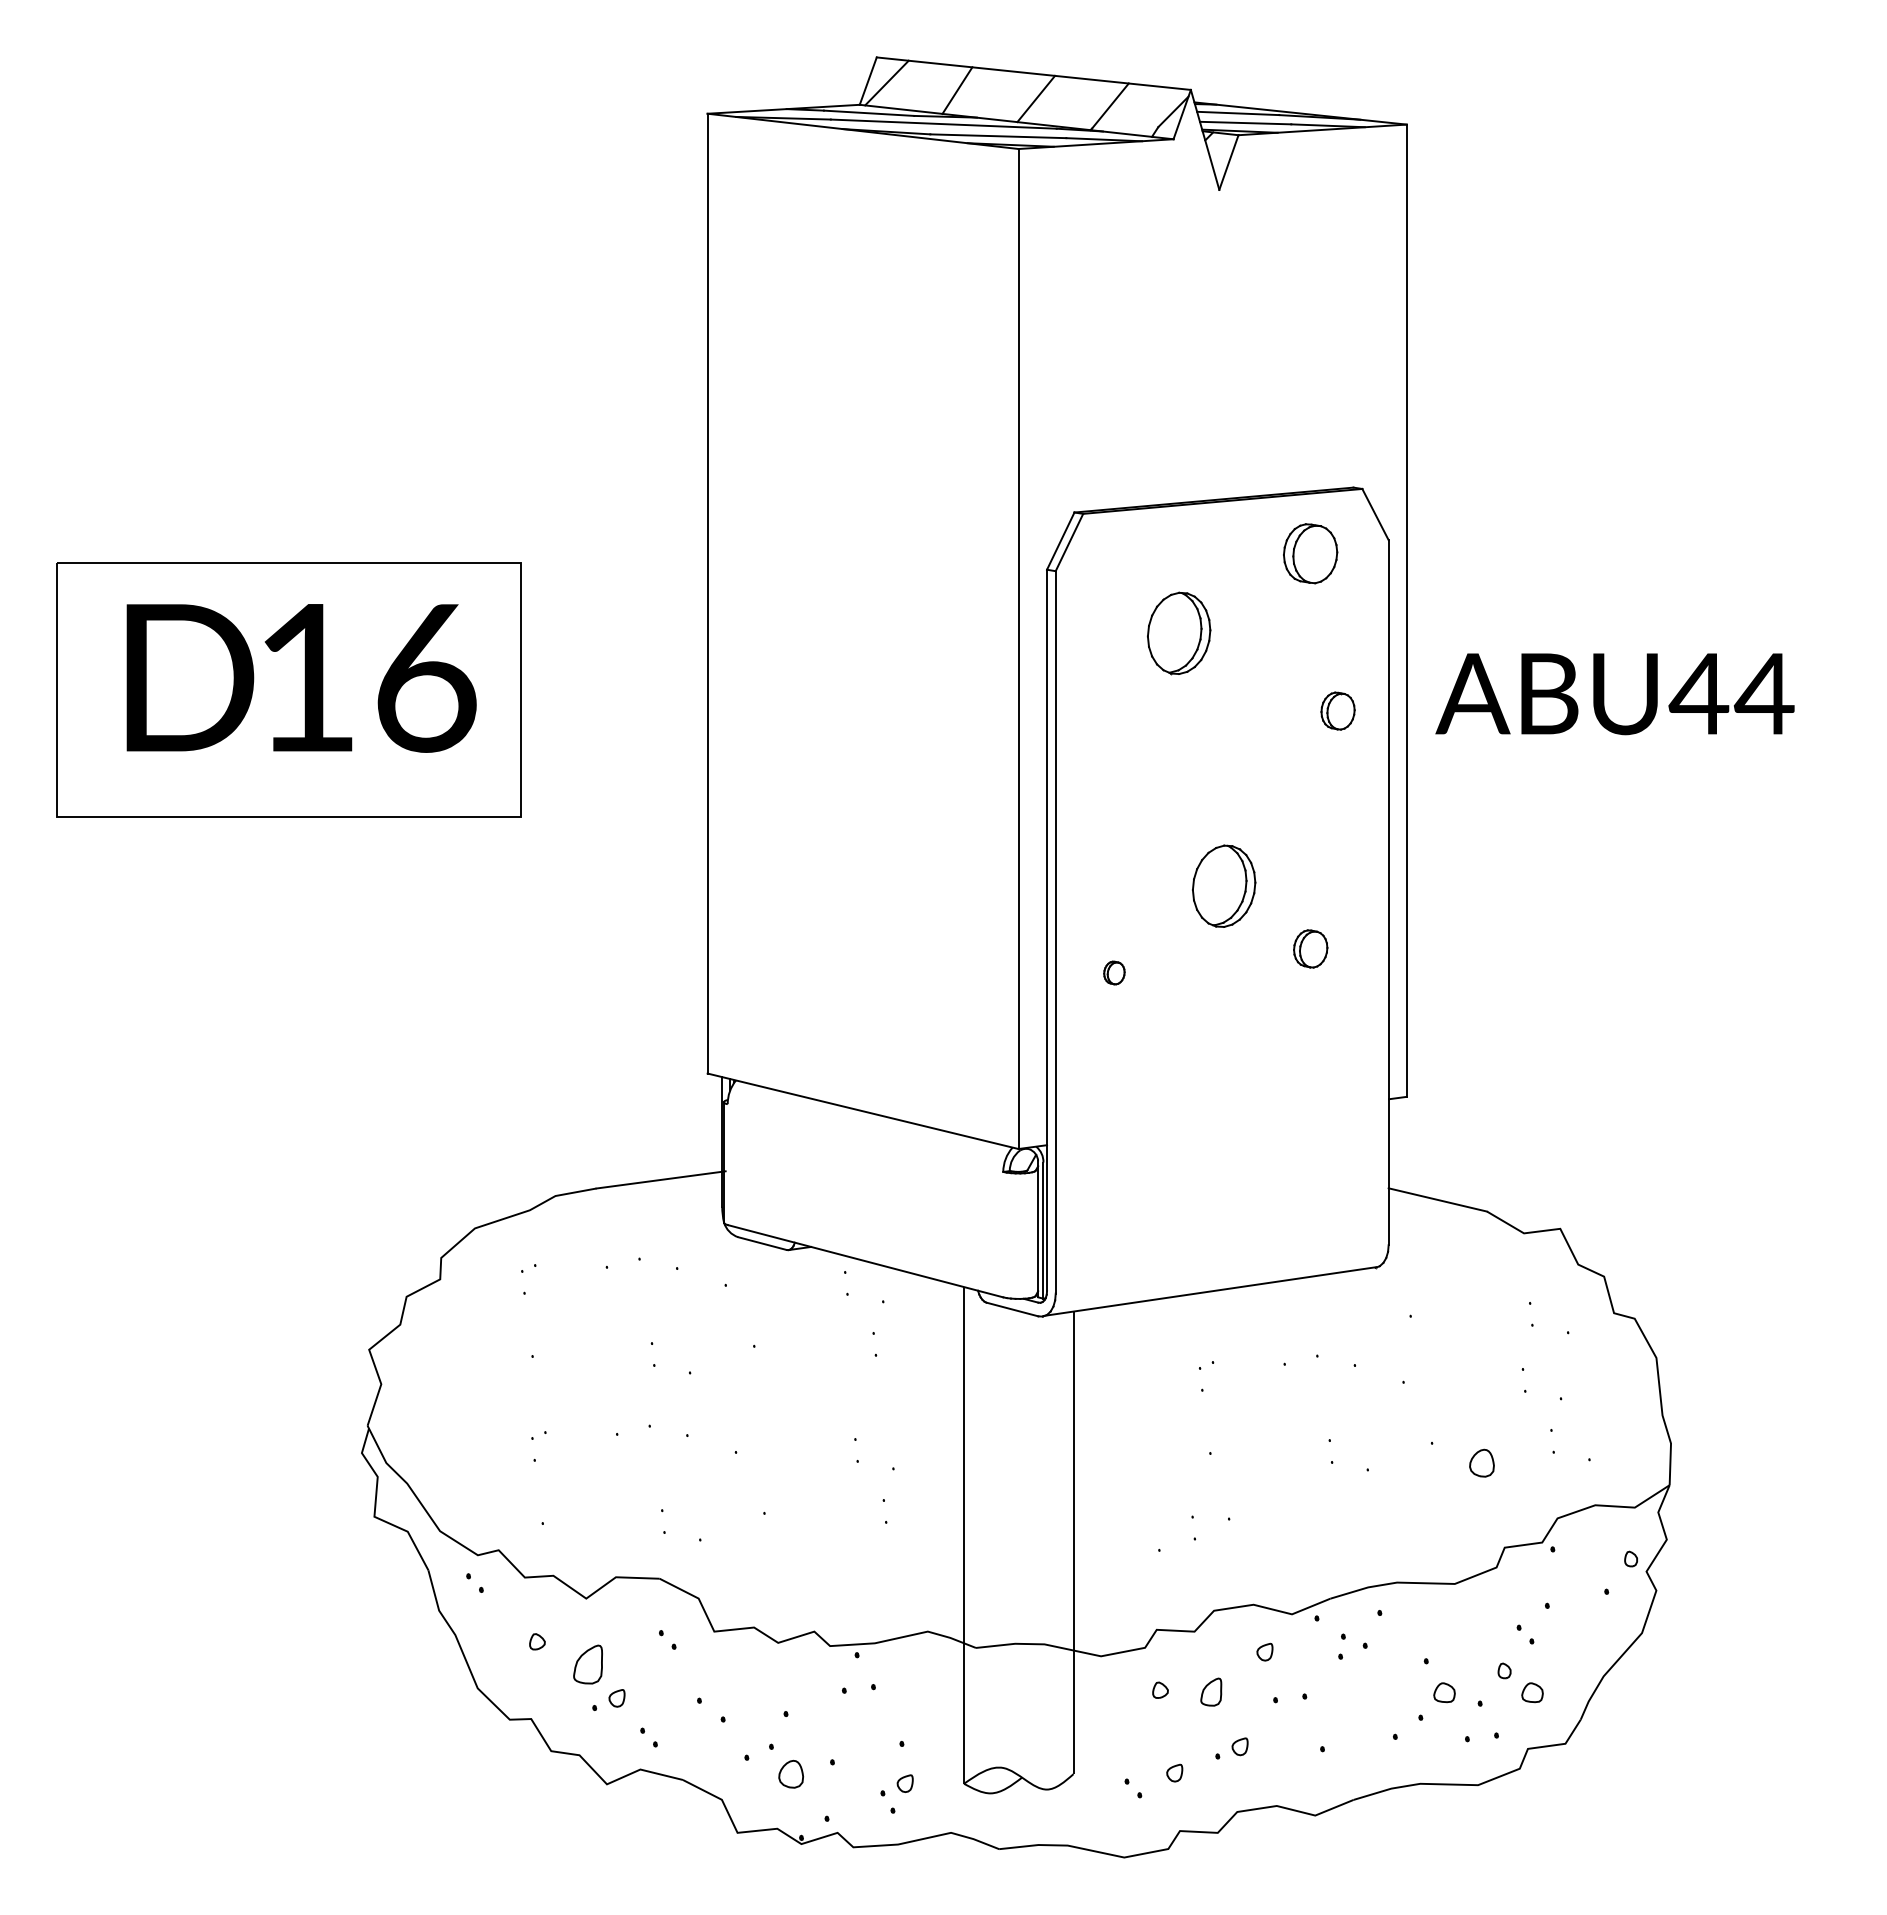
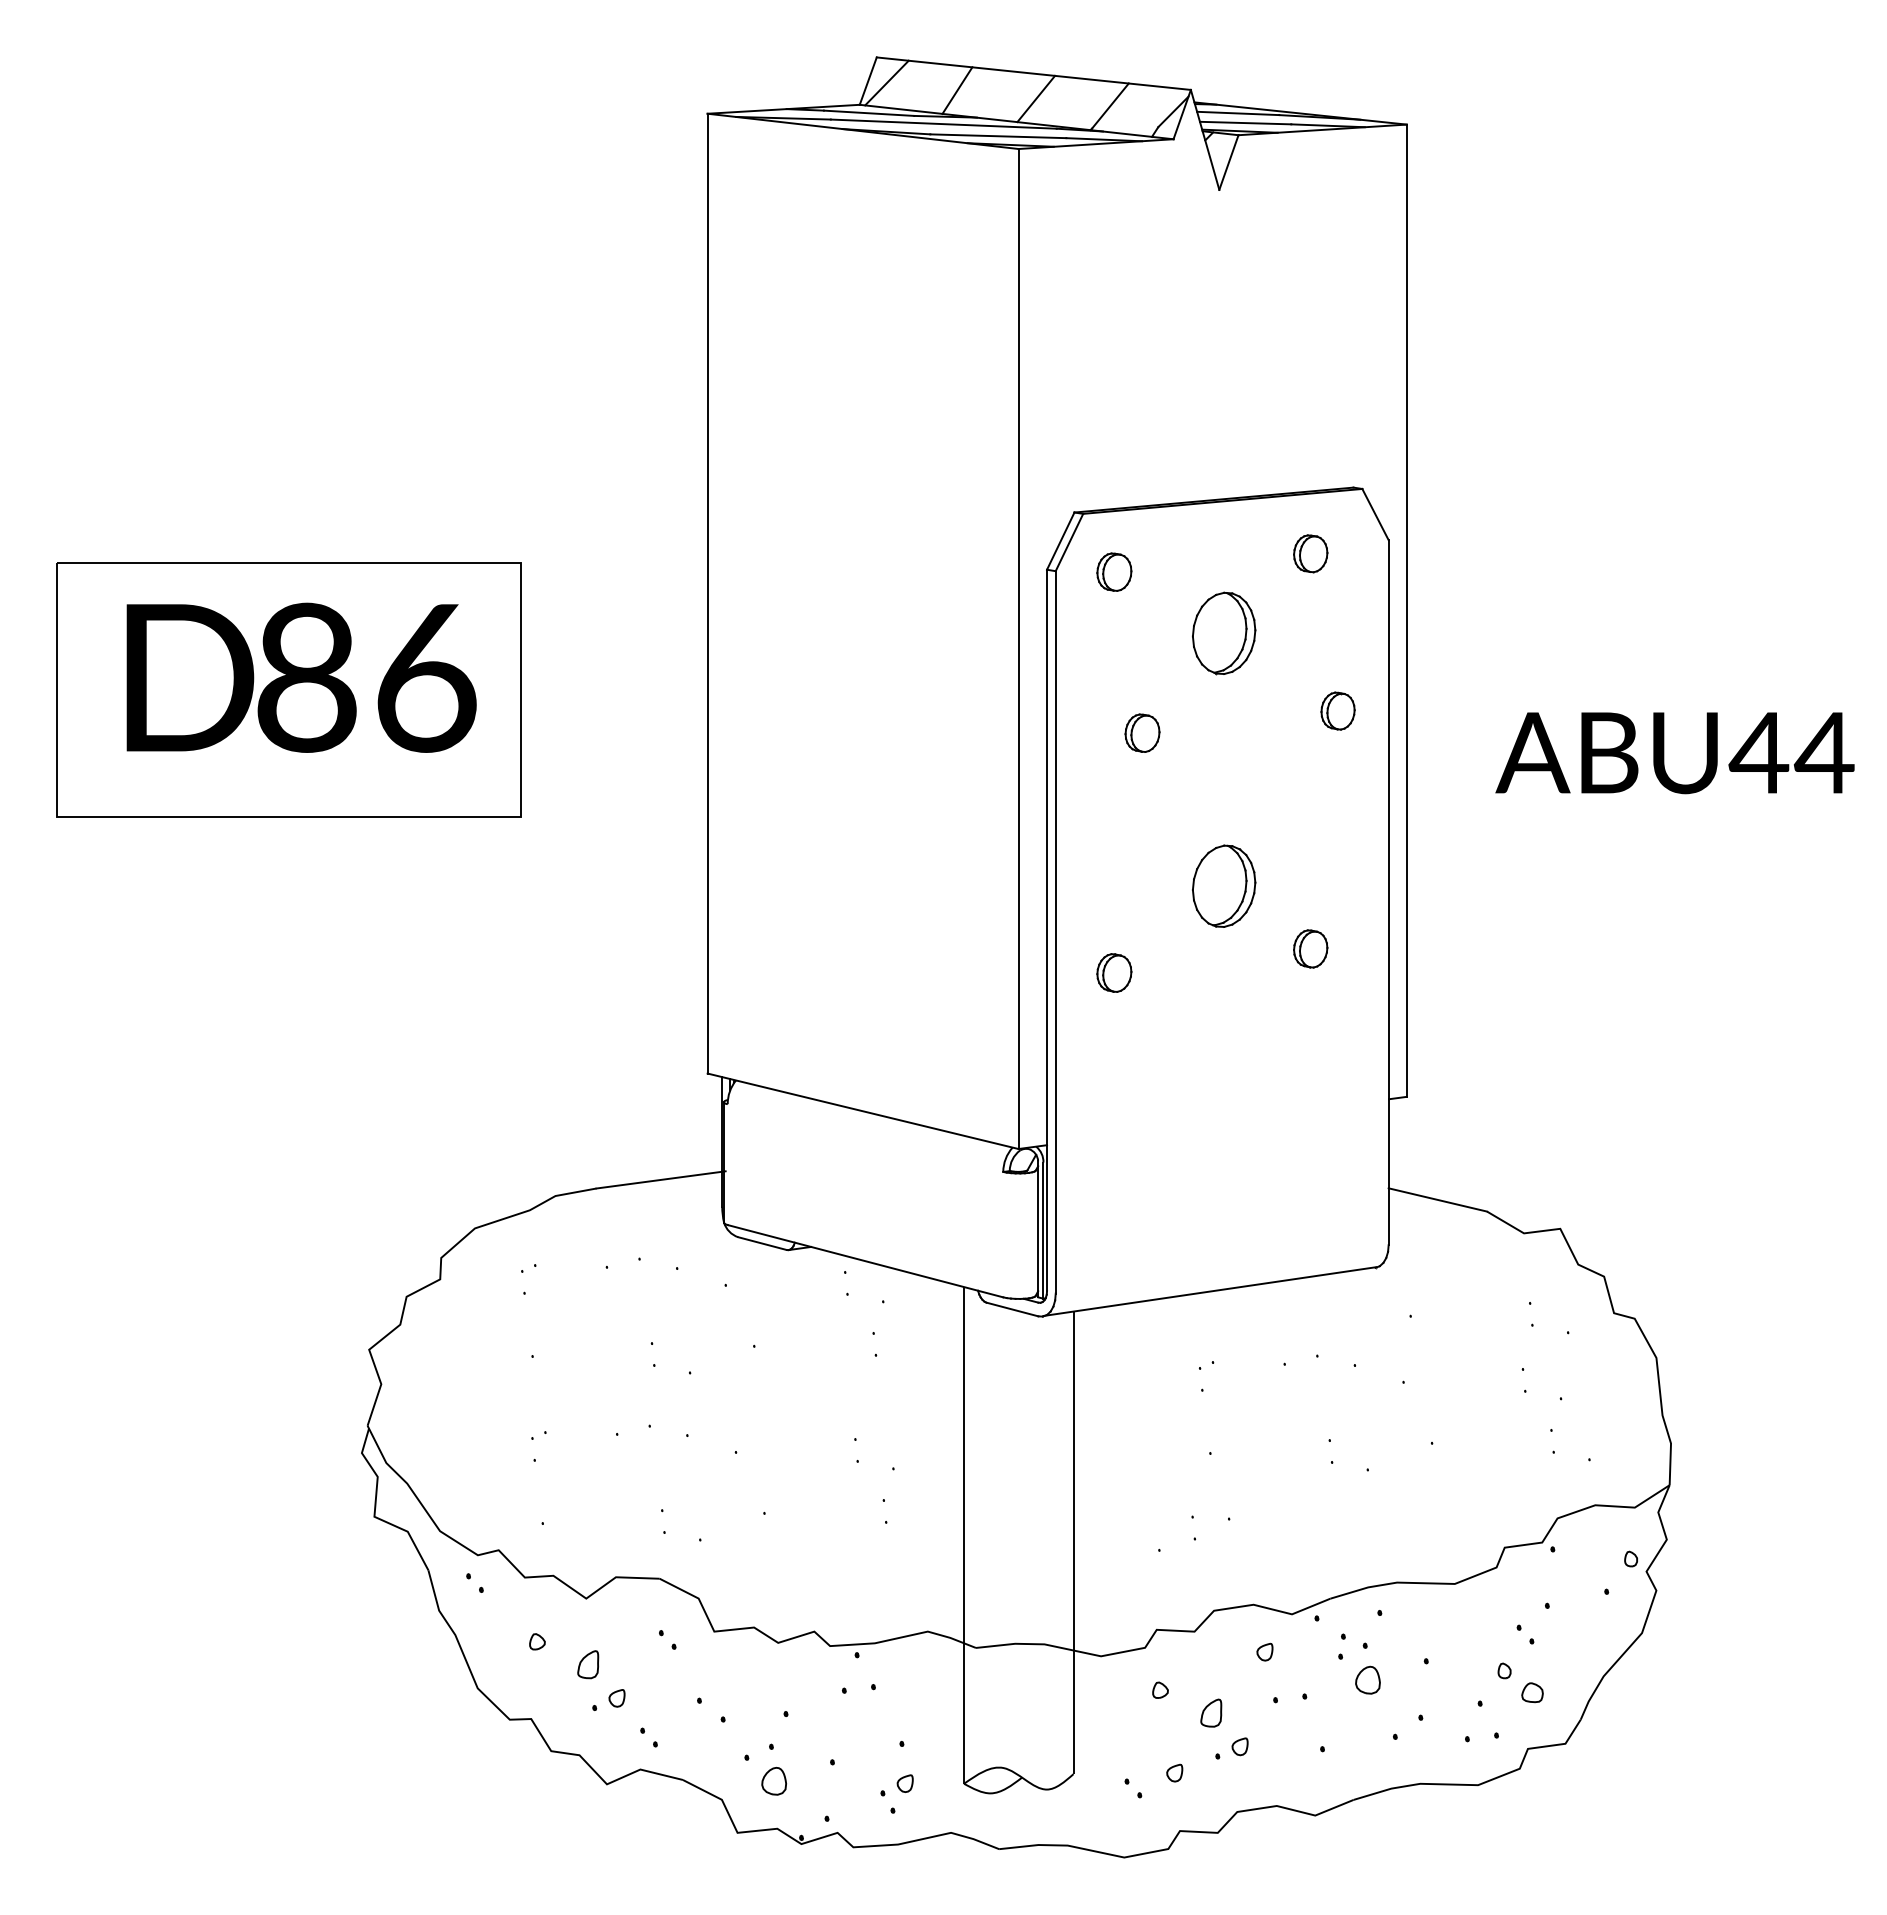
part size: 56x62 px -> 36x40 px (1310, 553)
part: none -> present (1114, 571)
part position: (1179, 633) -> (1224, 633) (1224, 633)
text: 16 -> 86 (306, 677)
text position: (1614, 694) -> (1674, 753) (1674, 753)
part: none -> present (1142, 732)
part size: 23x26 px -> 37x40 px (1114, 972)
part position: (1481, 1462) -> (1367, 1679) (1367, 1679)
part size: 30x41 px -> 23x30 px (588, 1664)
part position: (1211, 1691) -> (1211, 1712) (1211, 1712)
part: present -> none (1444, 1692)
part position: (790, 1773) -> (773, 1780) (773, 1780)
